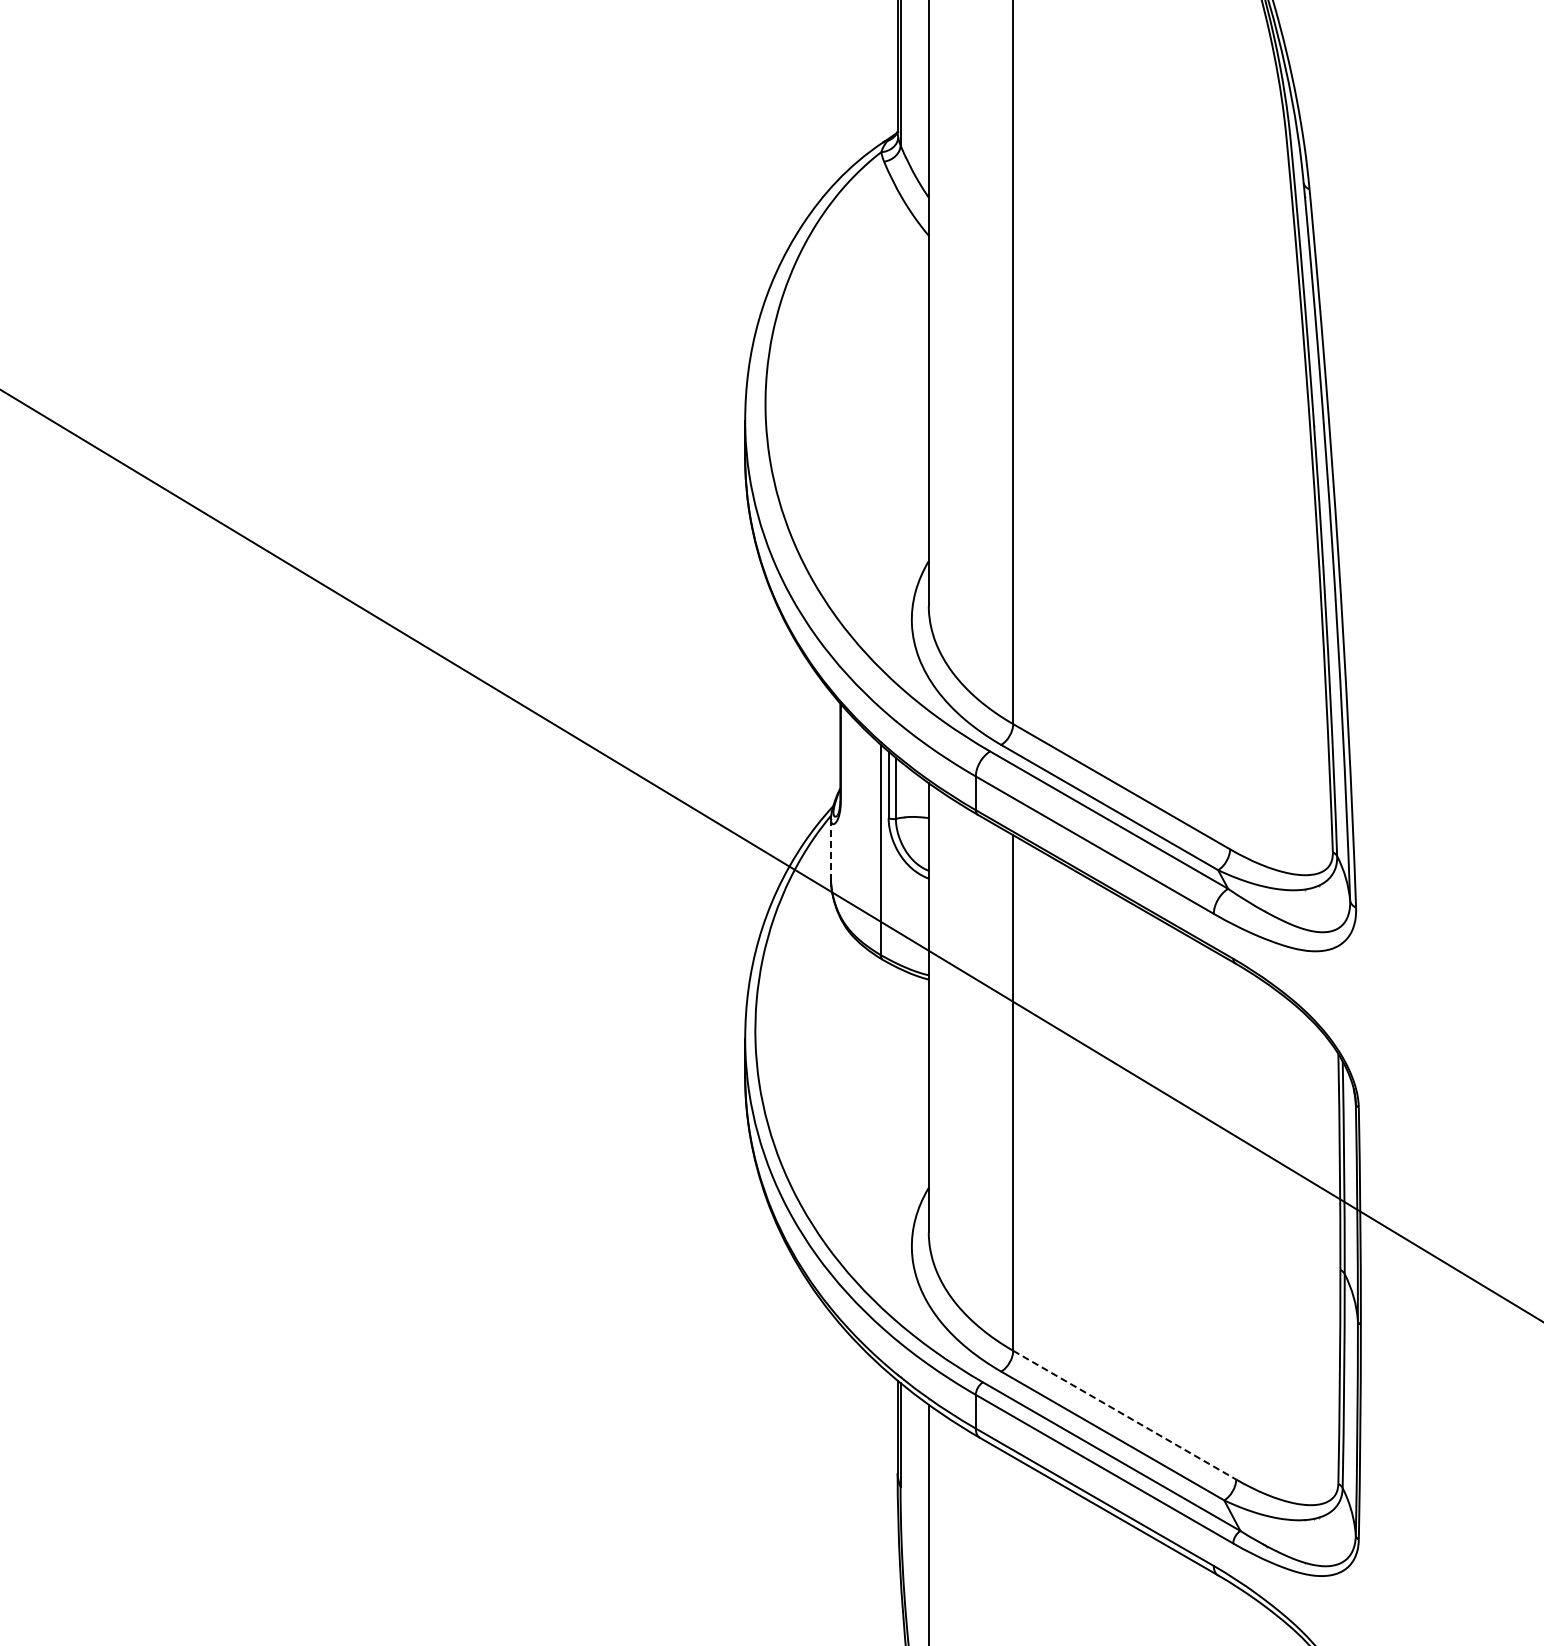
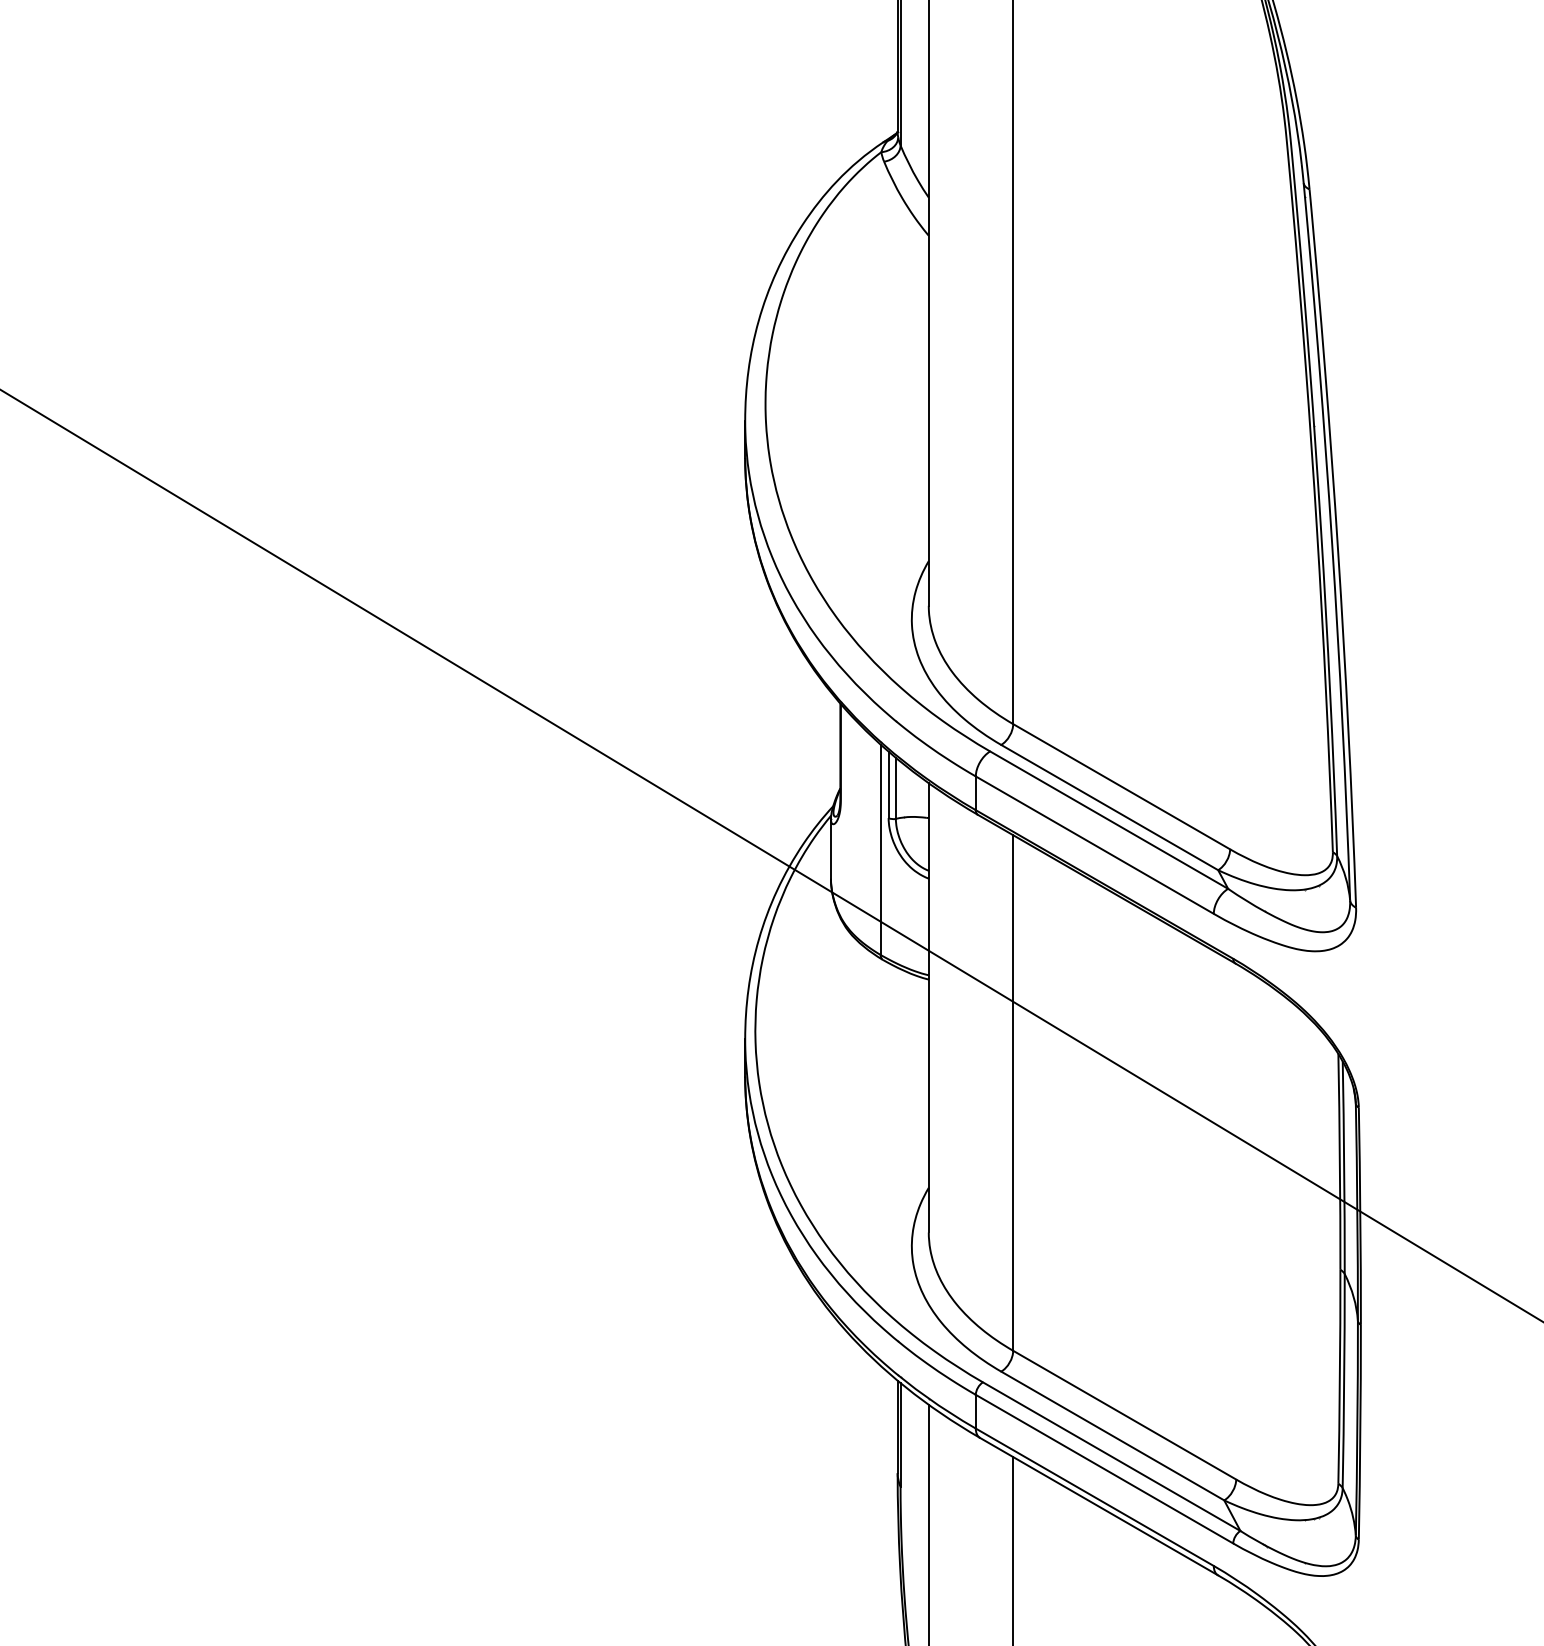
line: dashed -> solid (830, 849)
line: dashed -> solid (1124, 1415)
line: none -> present (1013, 1549)
